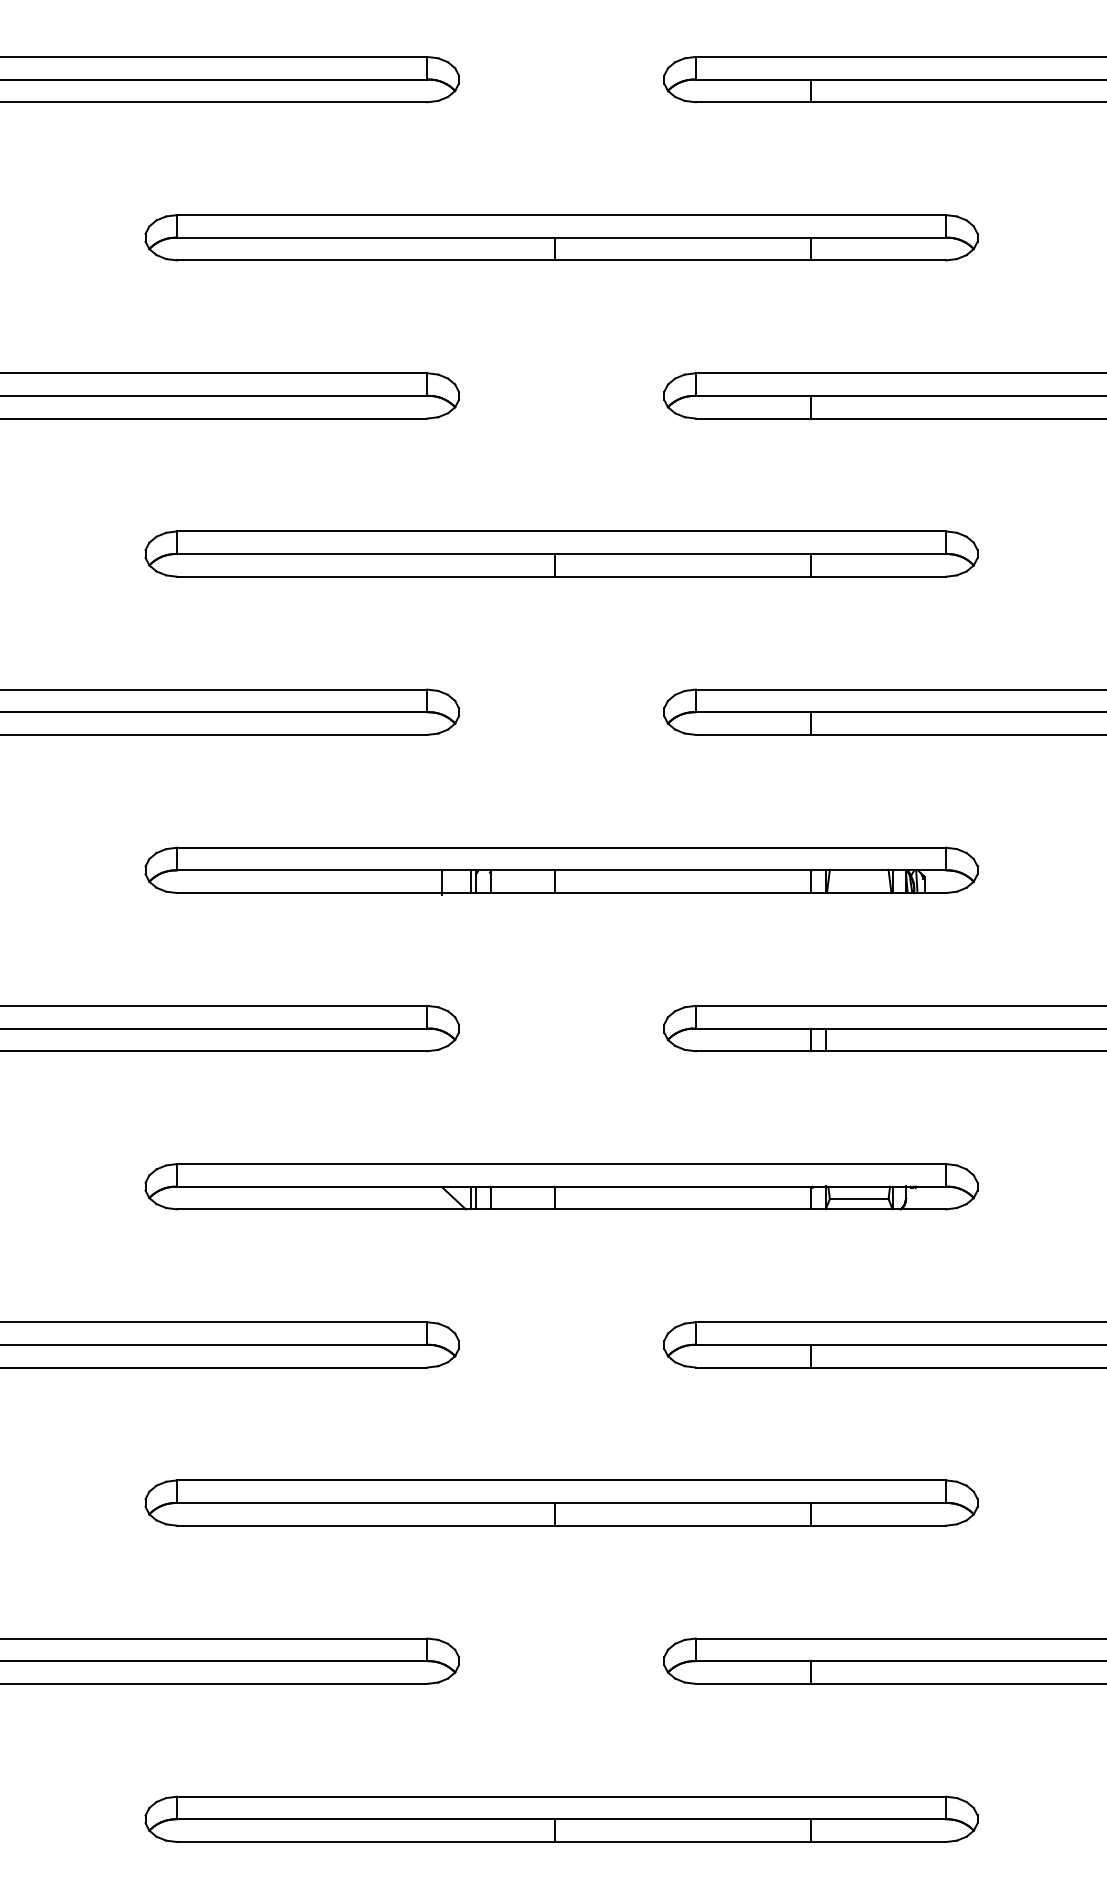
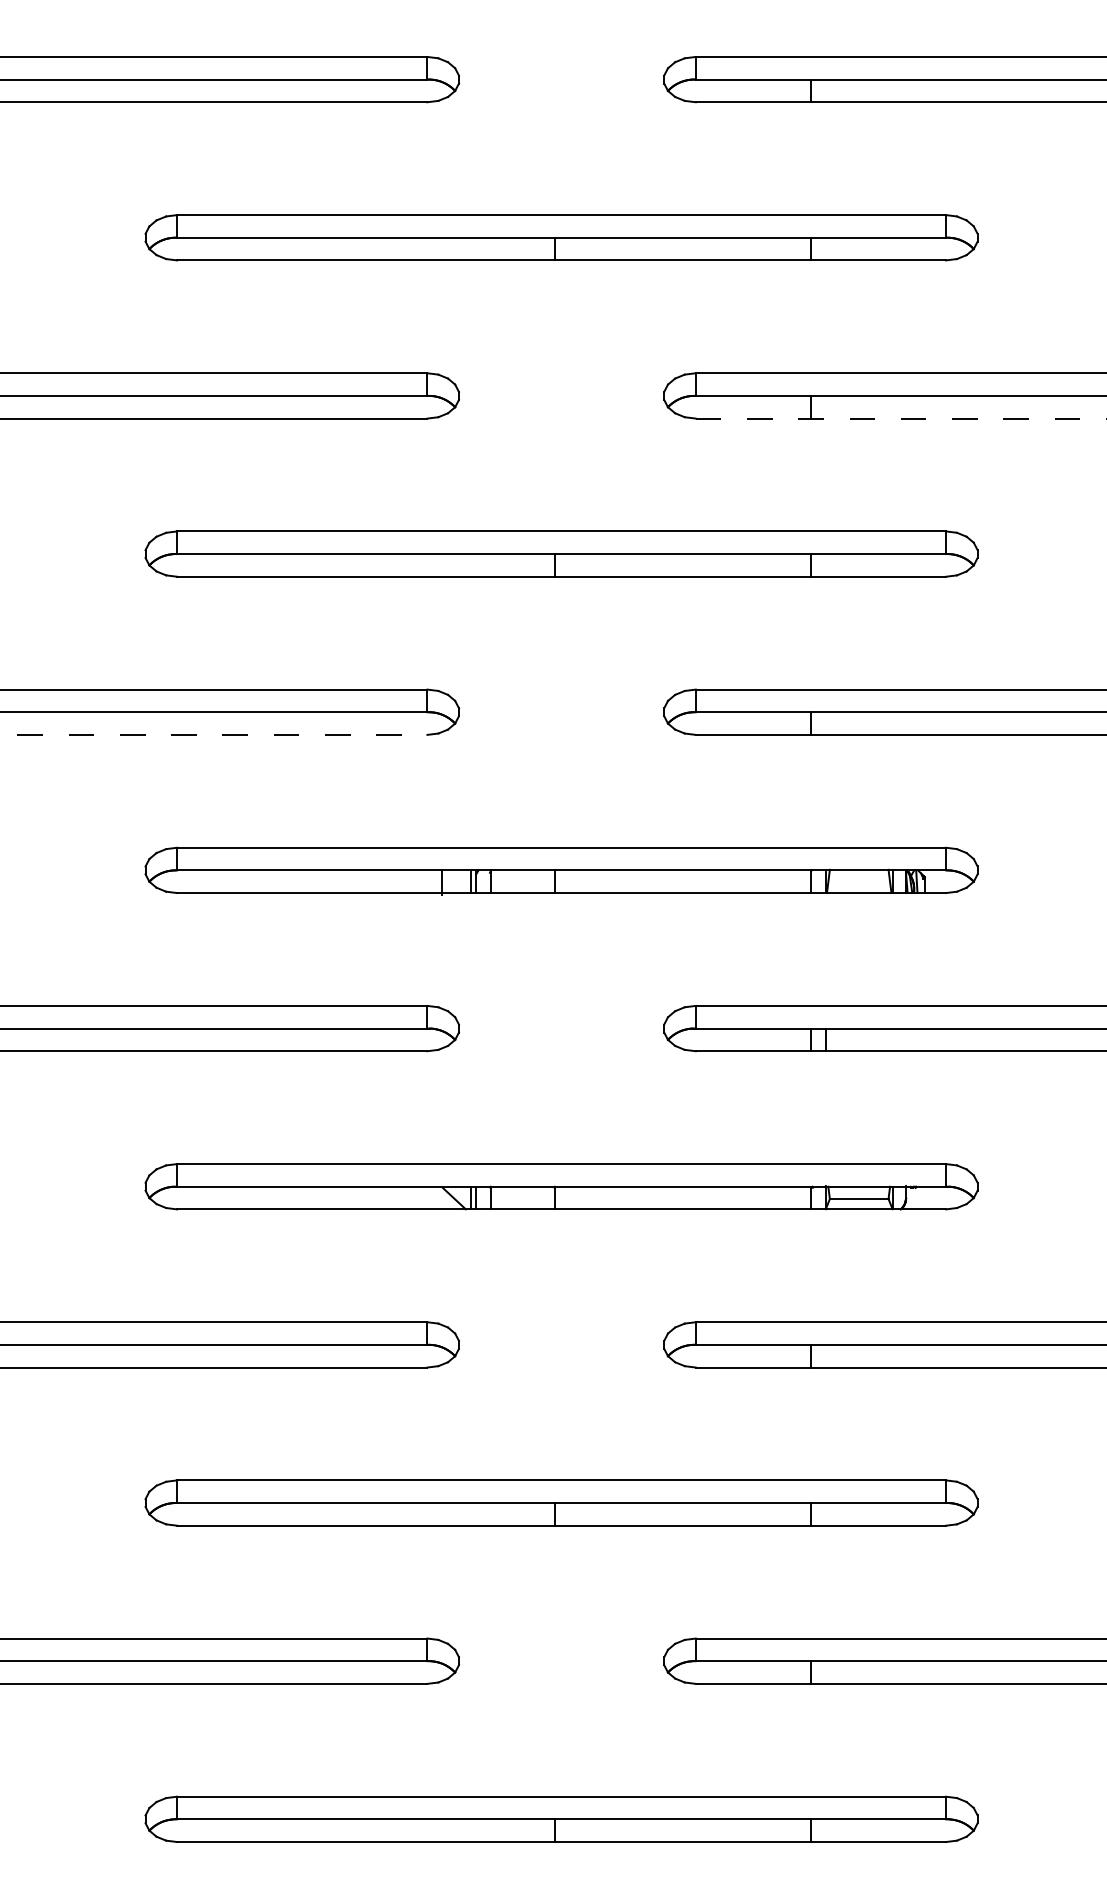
line: solid -> dashed (901, 418)
line: solid -> dashed (214, 734)
